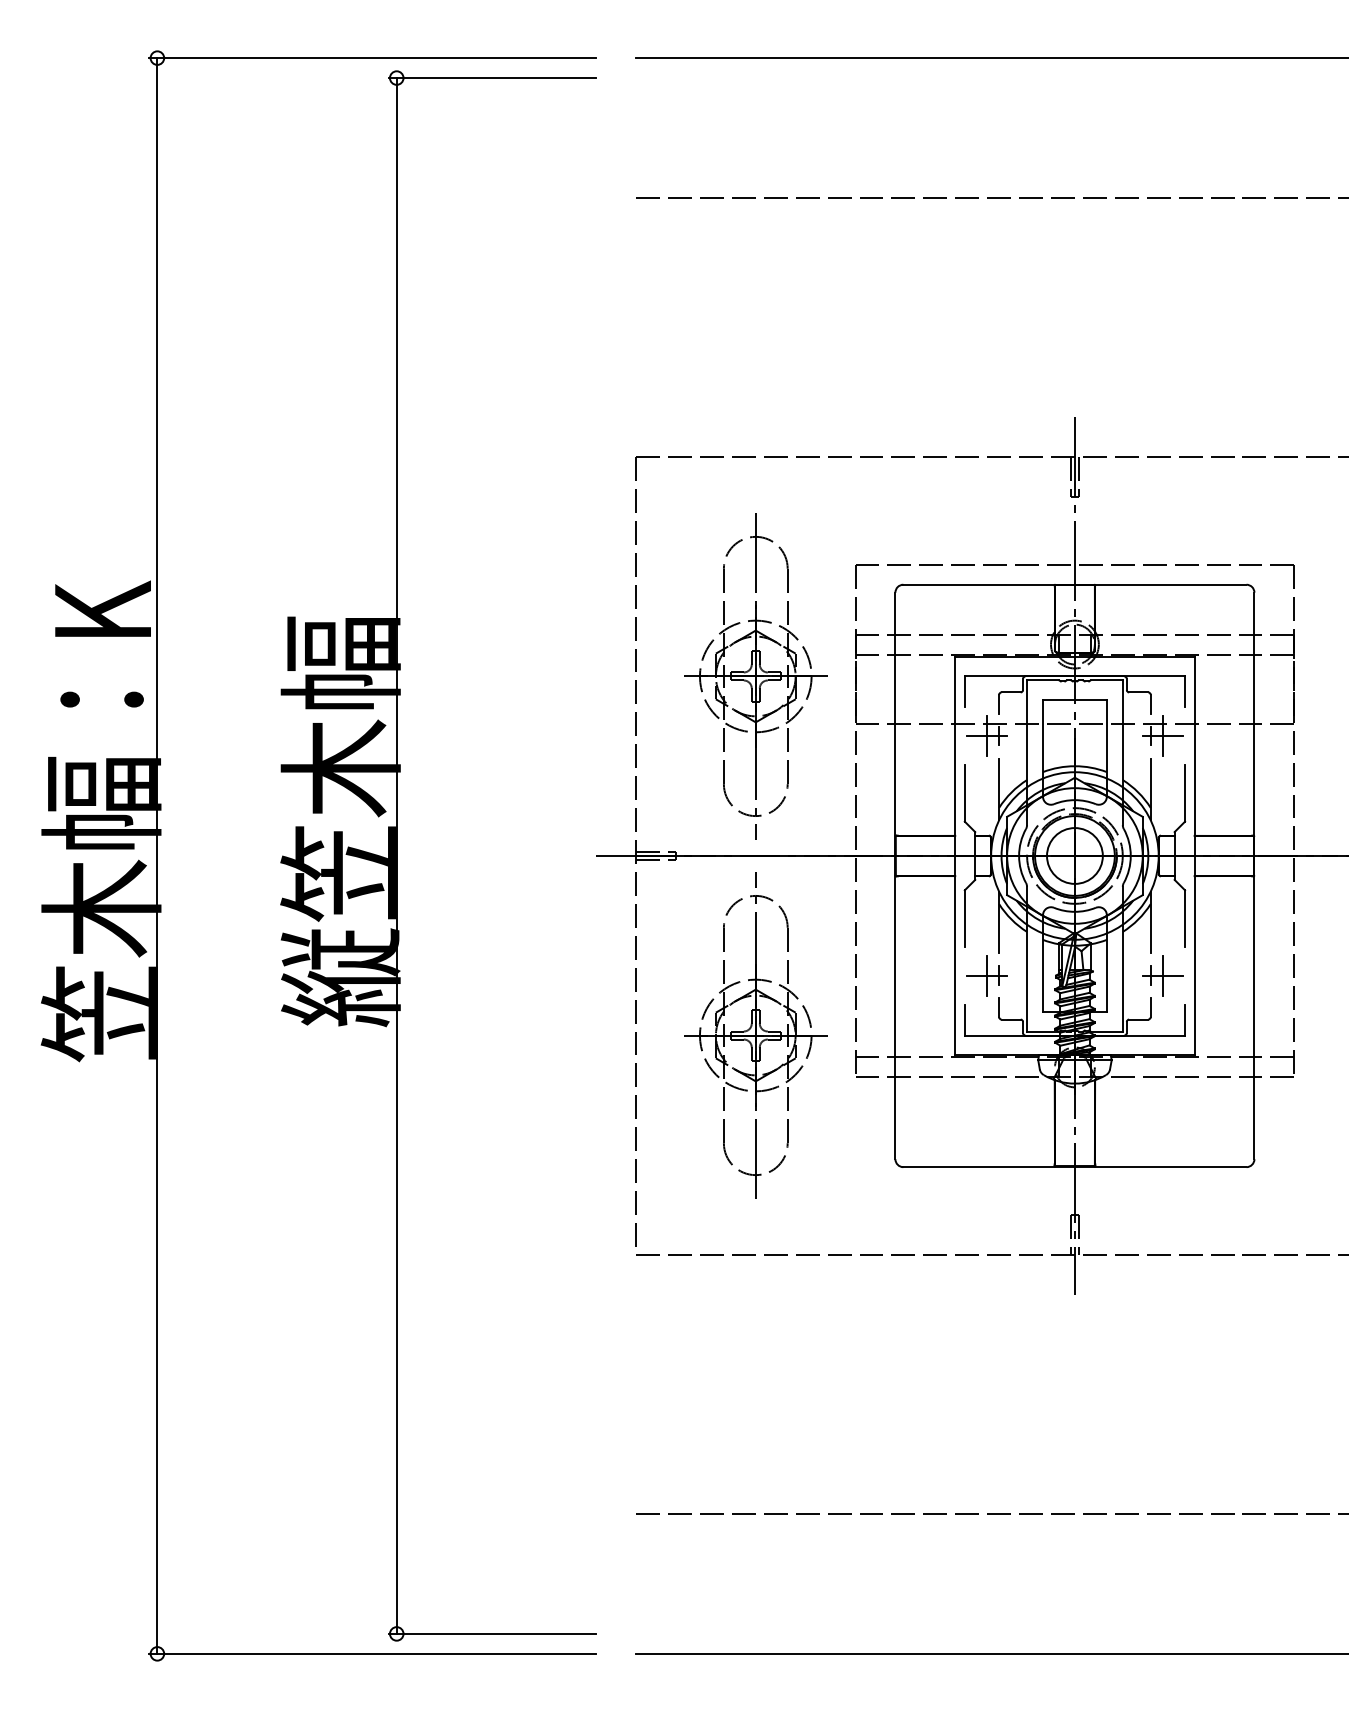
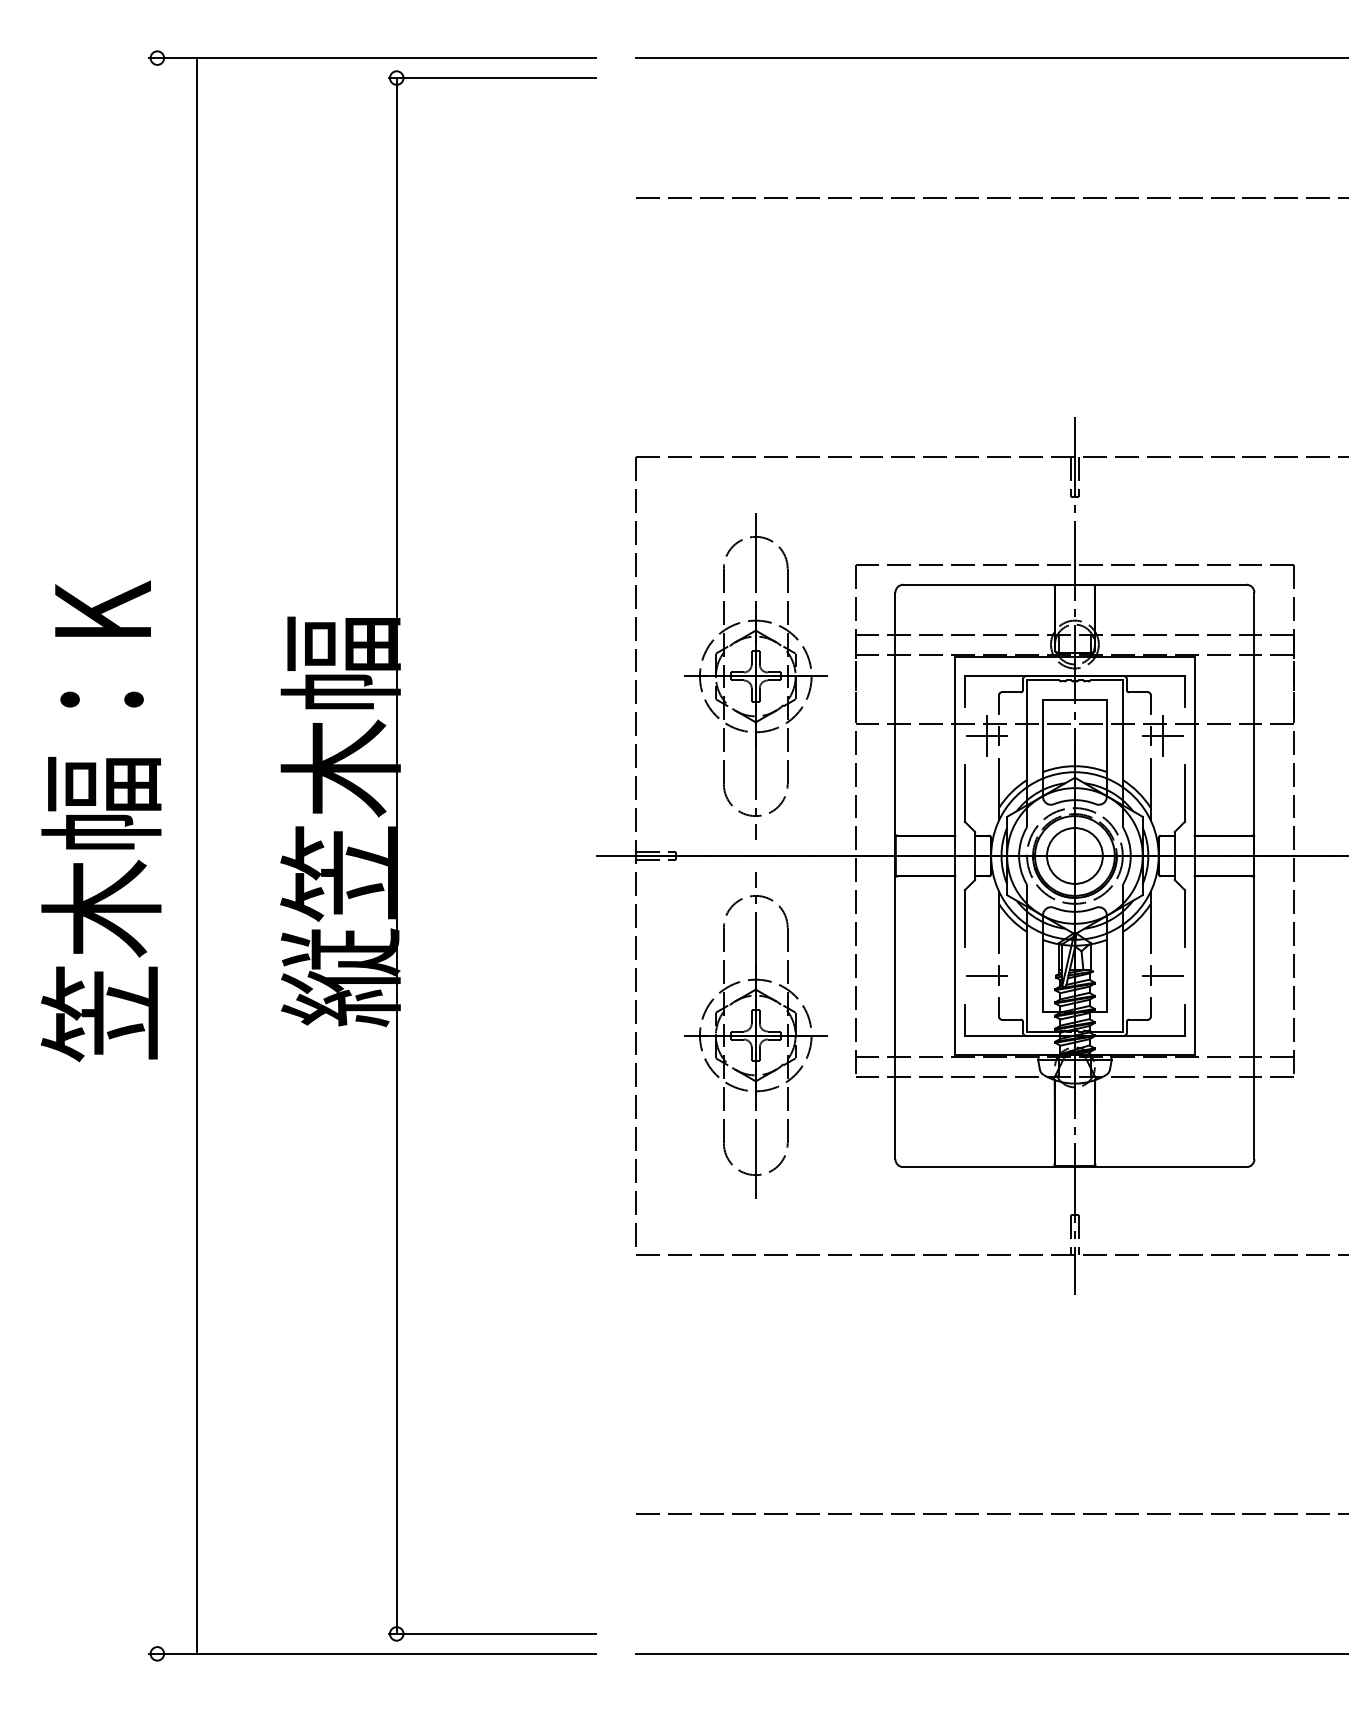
line position: (157, 855) -> (197, 855) (197, 855)
line: present -> none (987, 975)
line: present -> none (1162, 975)
